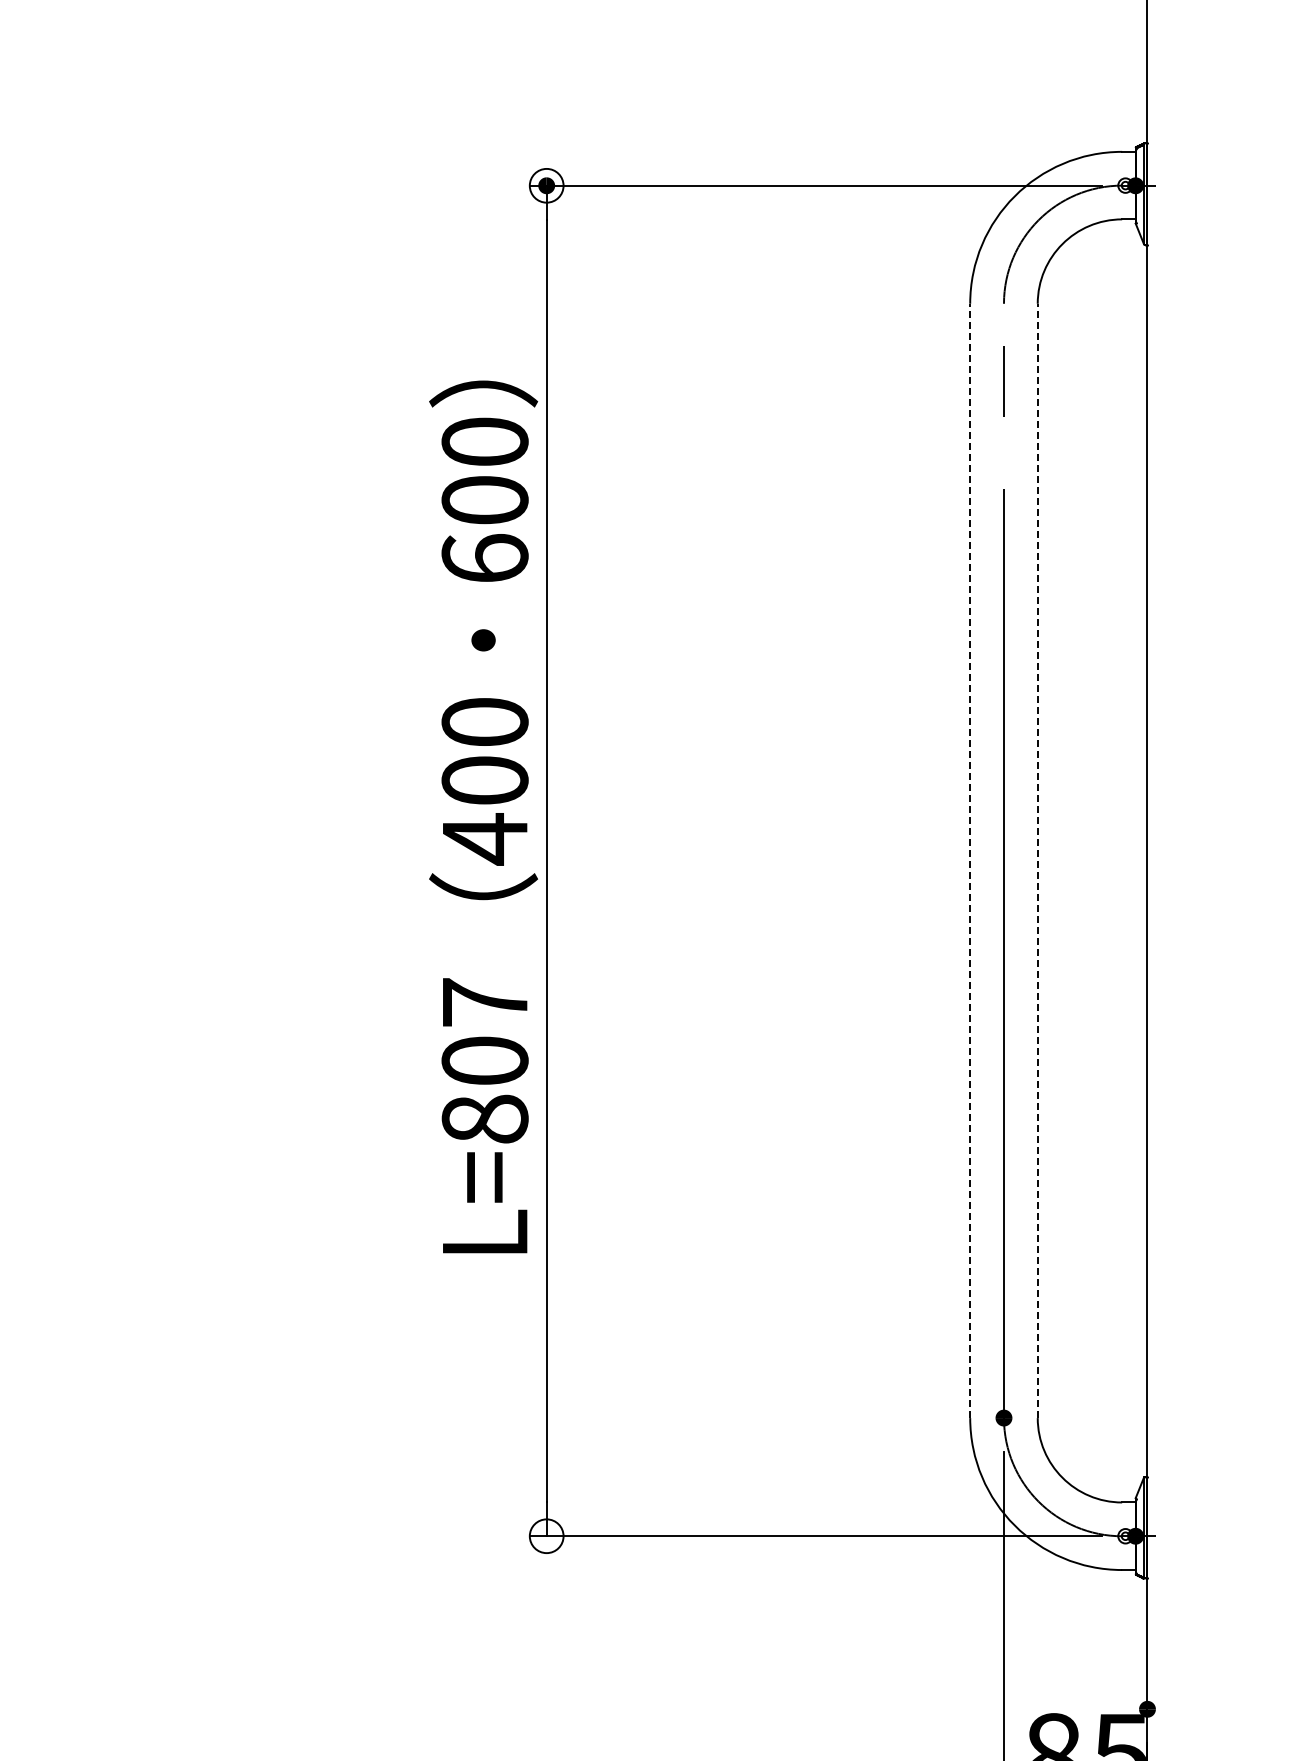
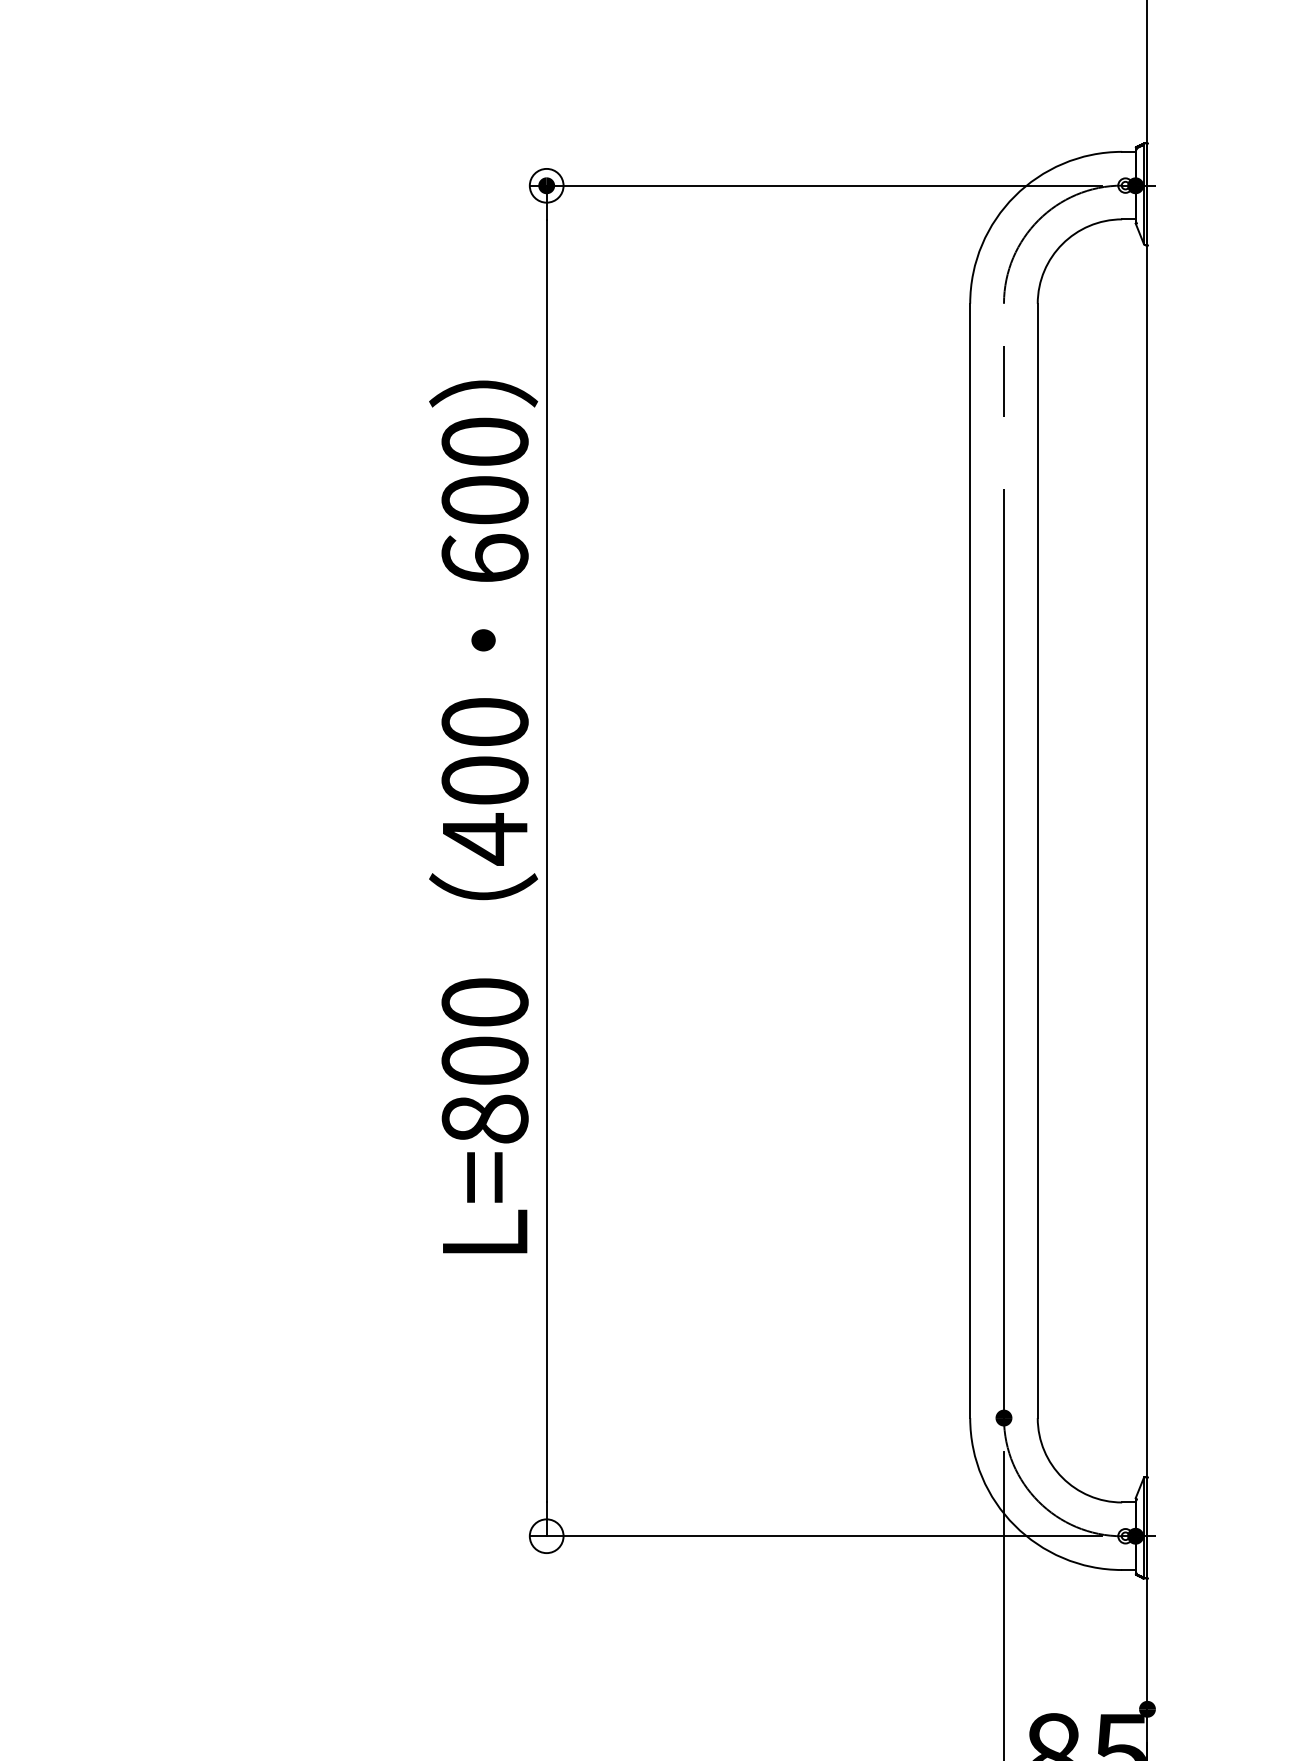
line: dashed -> solid (970, 860)
line: dashed -> solid (1037, 860)
text: L=807 -> L=800 (484, 1002)
